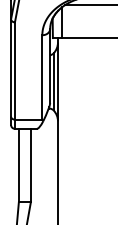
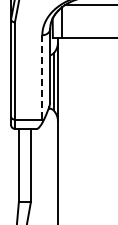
line: solid -> dashed (42, 77)
